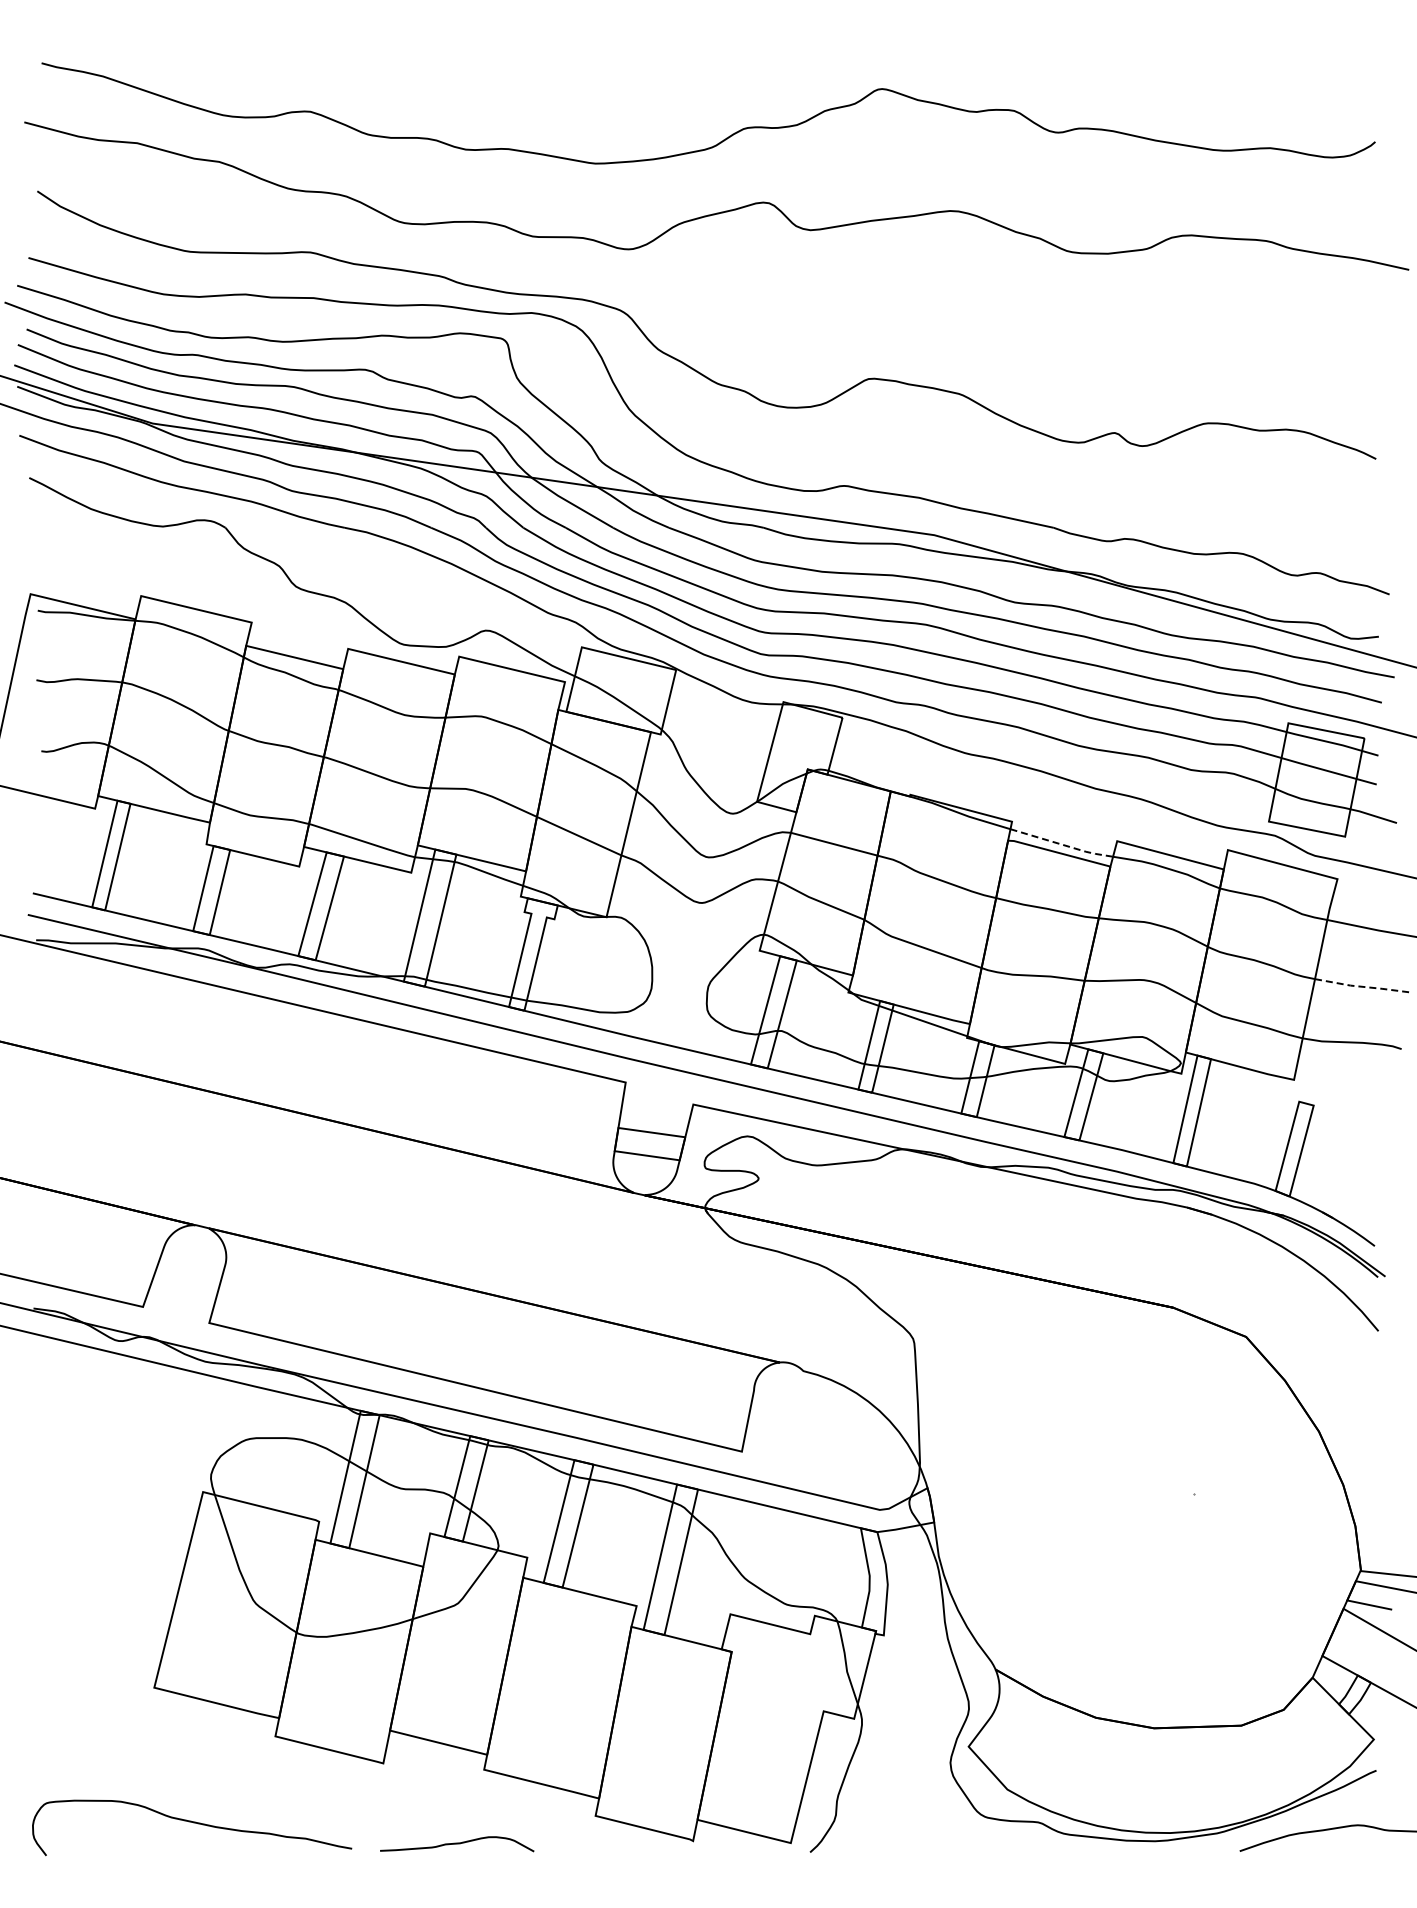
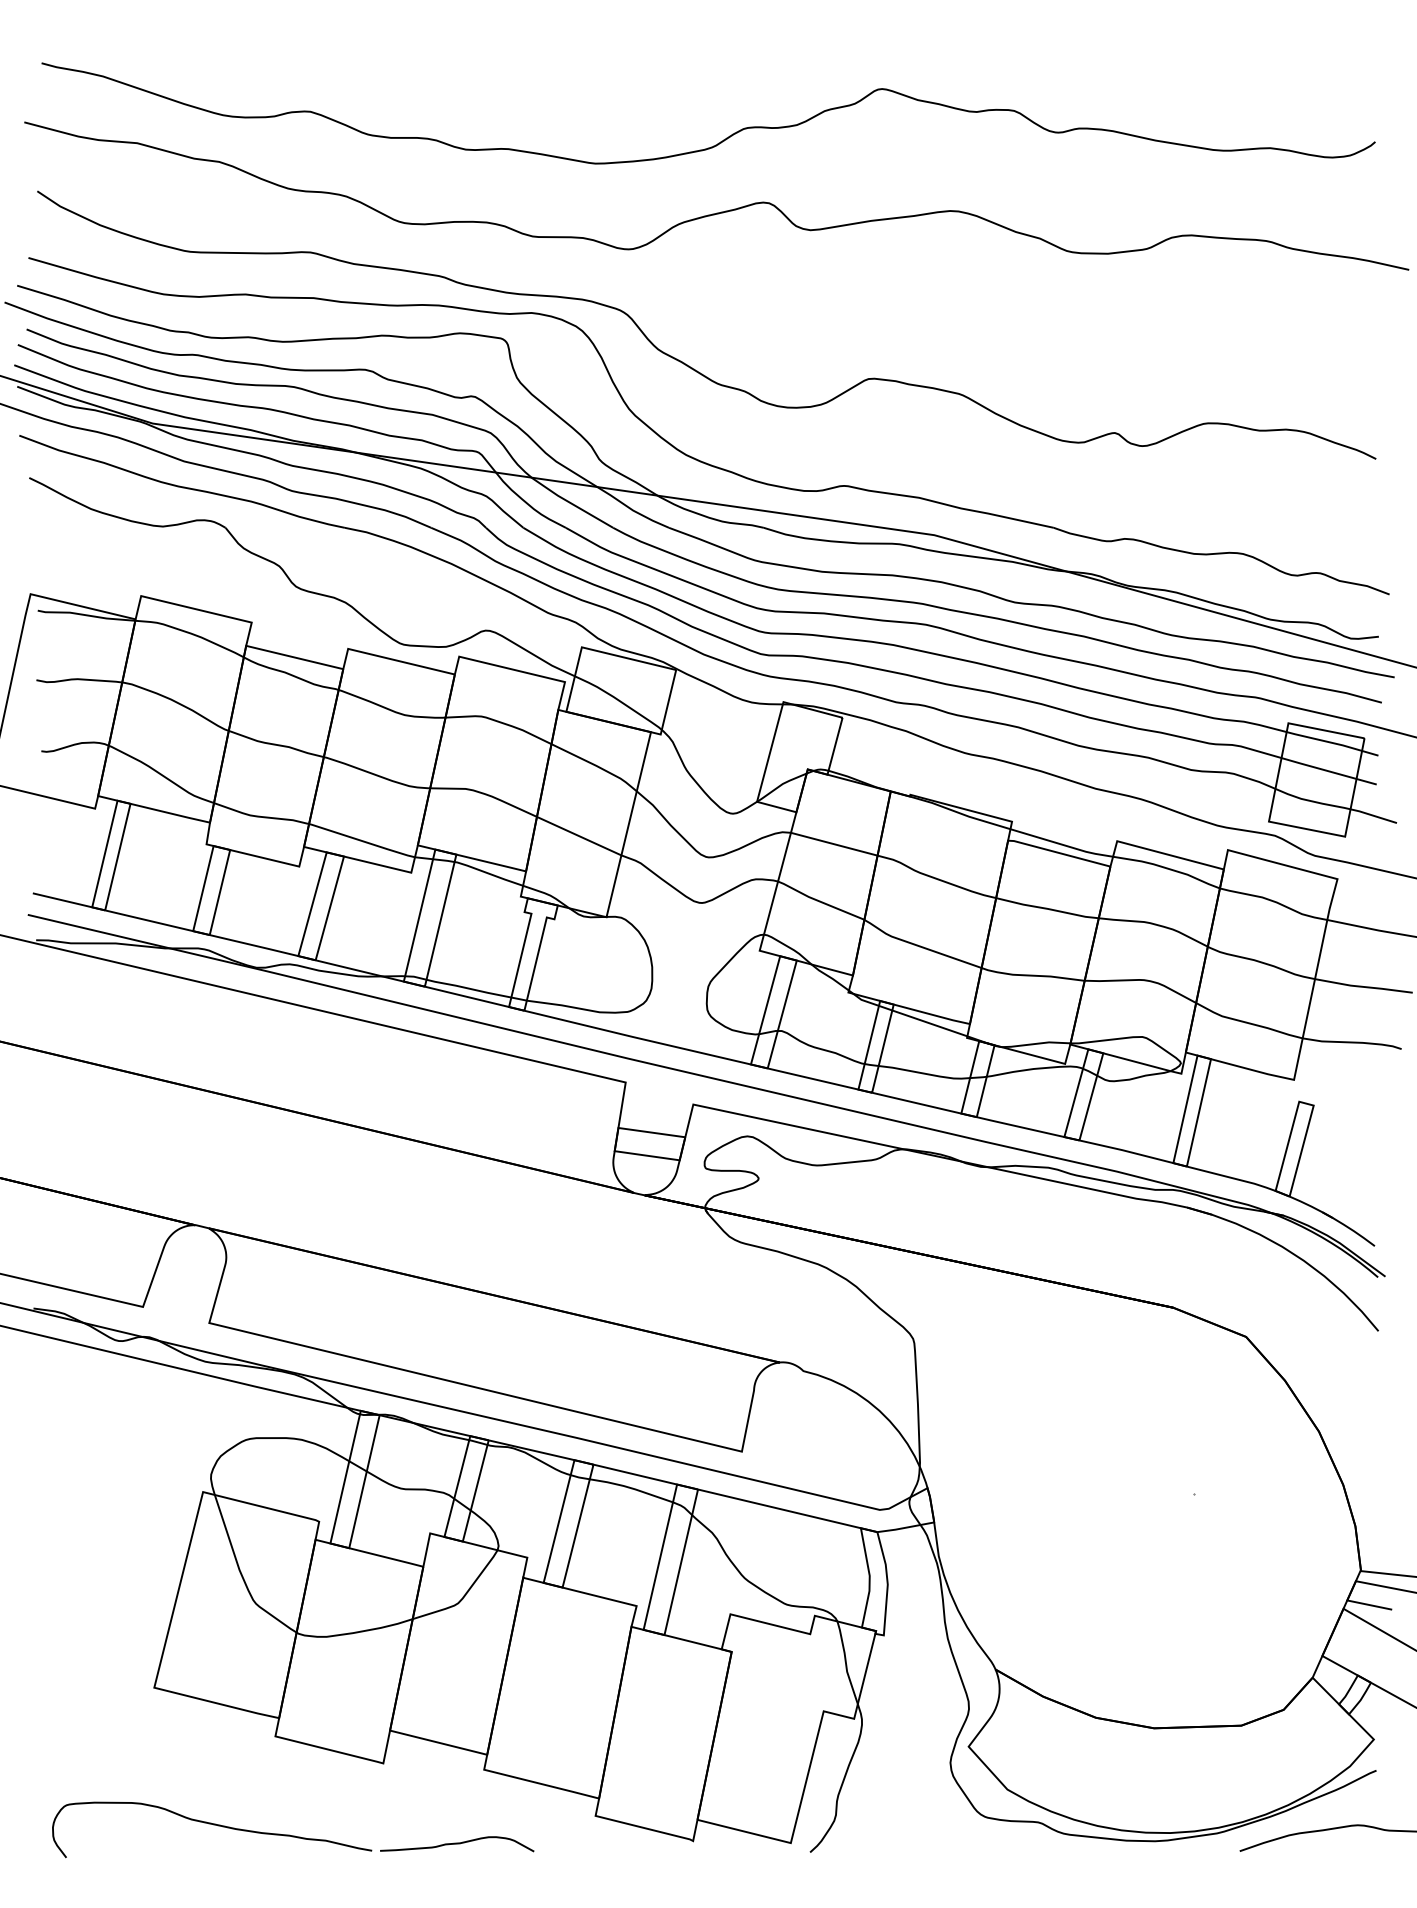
line: dashed -> solid (1063, 844)
line: dashed -> solid (1364, 987)
curve position: (193, 1823) -> (213, 1825) (213, 1825)
